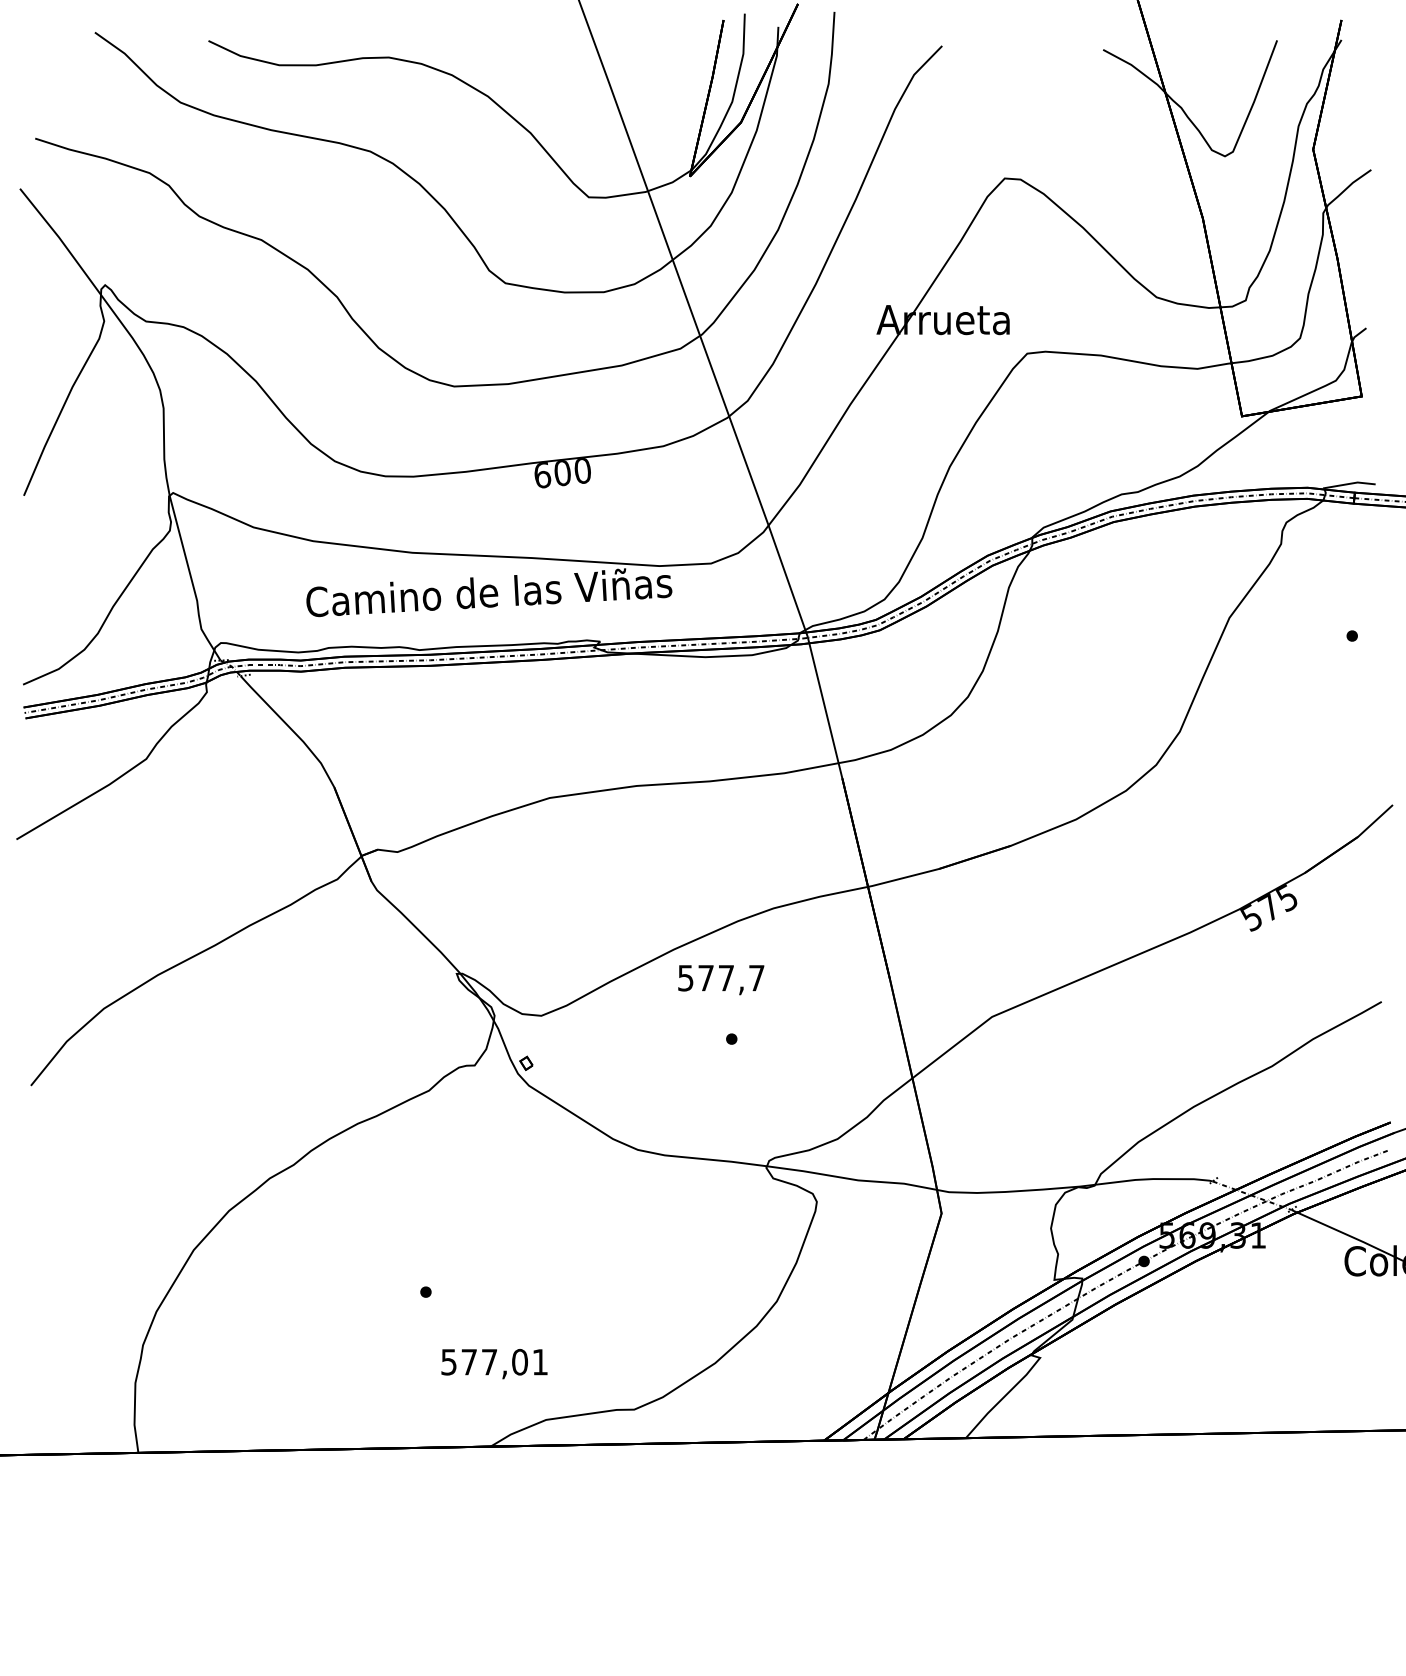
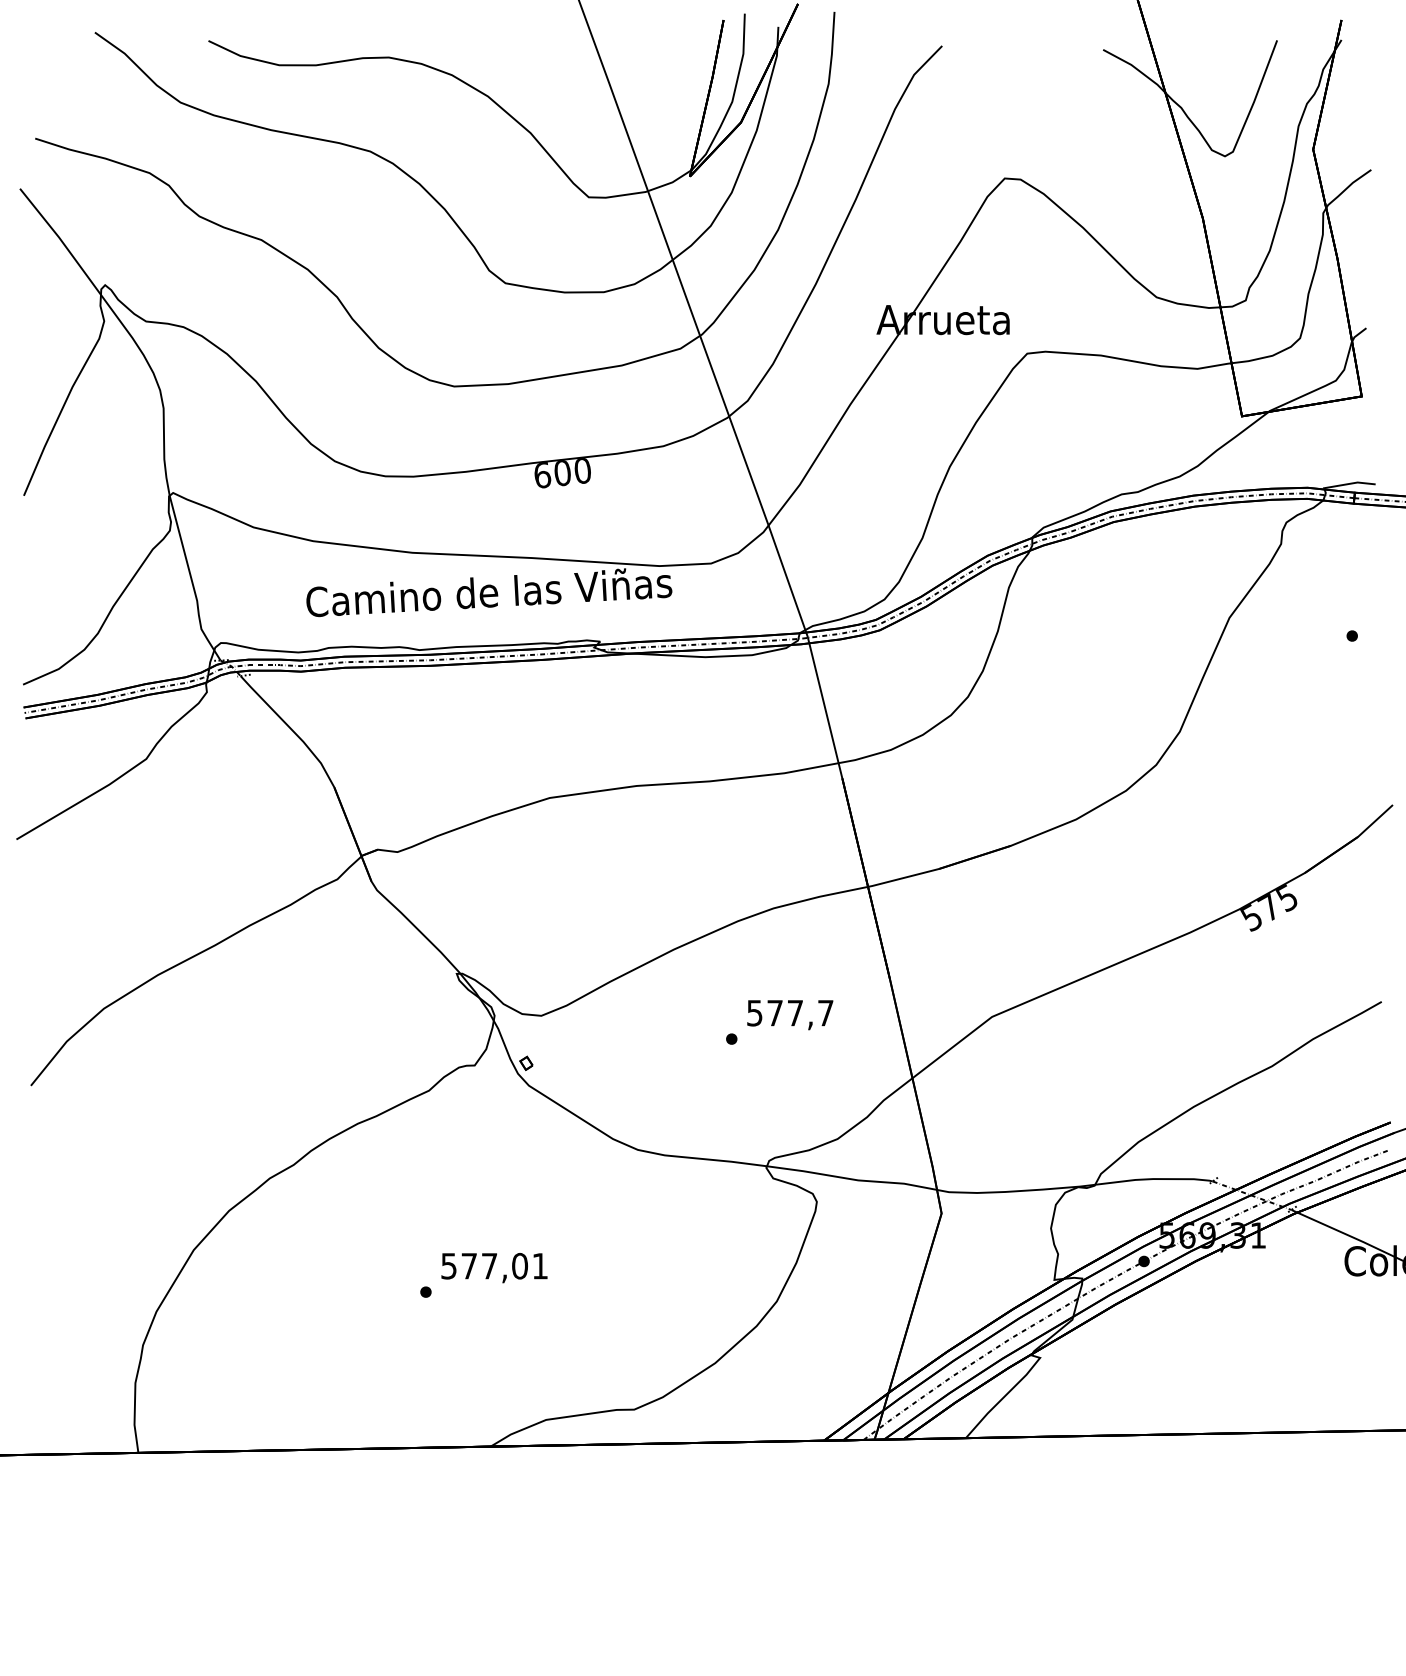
text position: (721, 980) -> (790, 1015) (790, 1015)
text position: (494, 1364) -> (494, 1268) (494, 1268)
